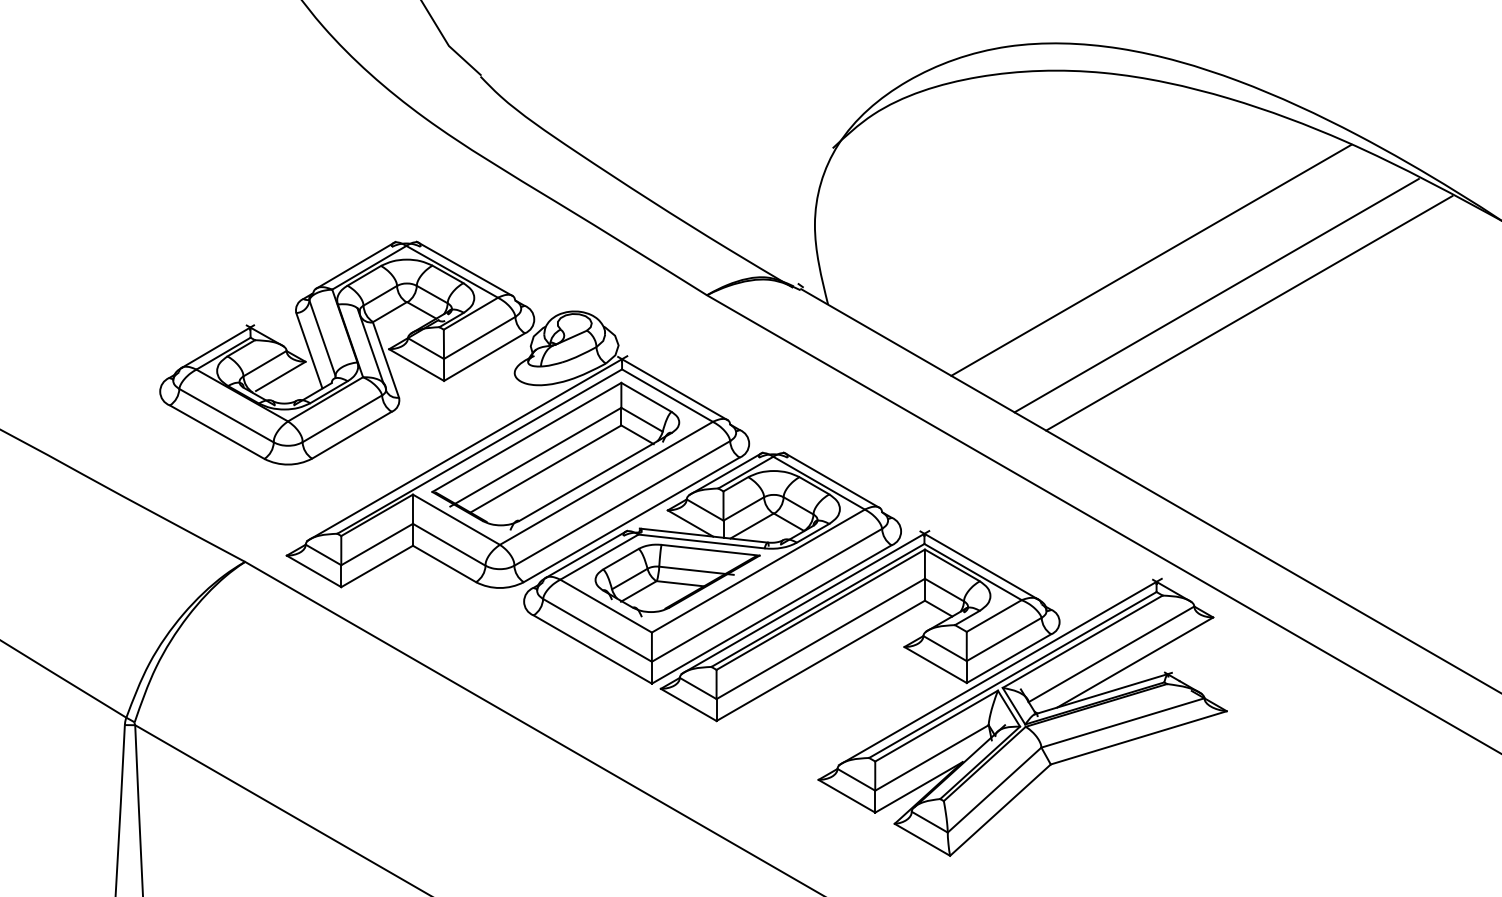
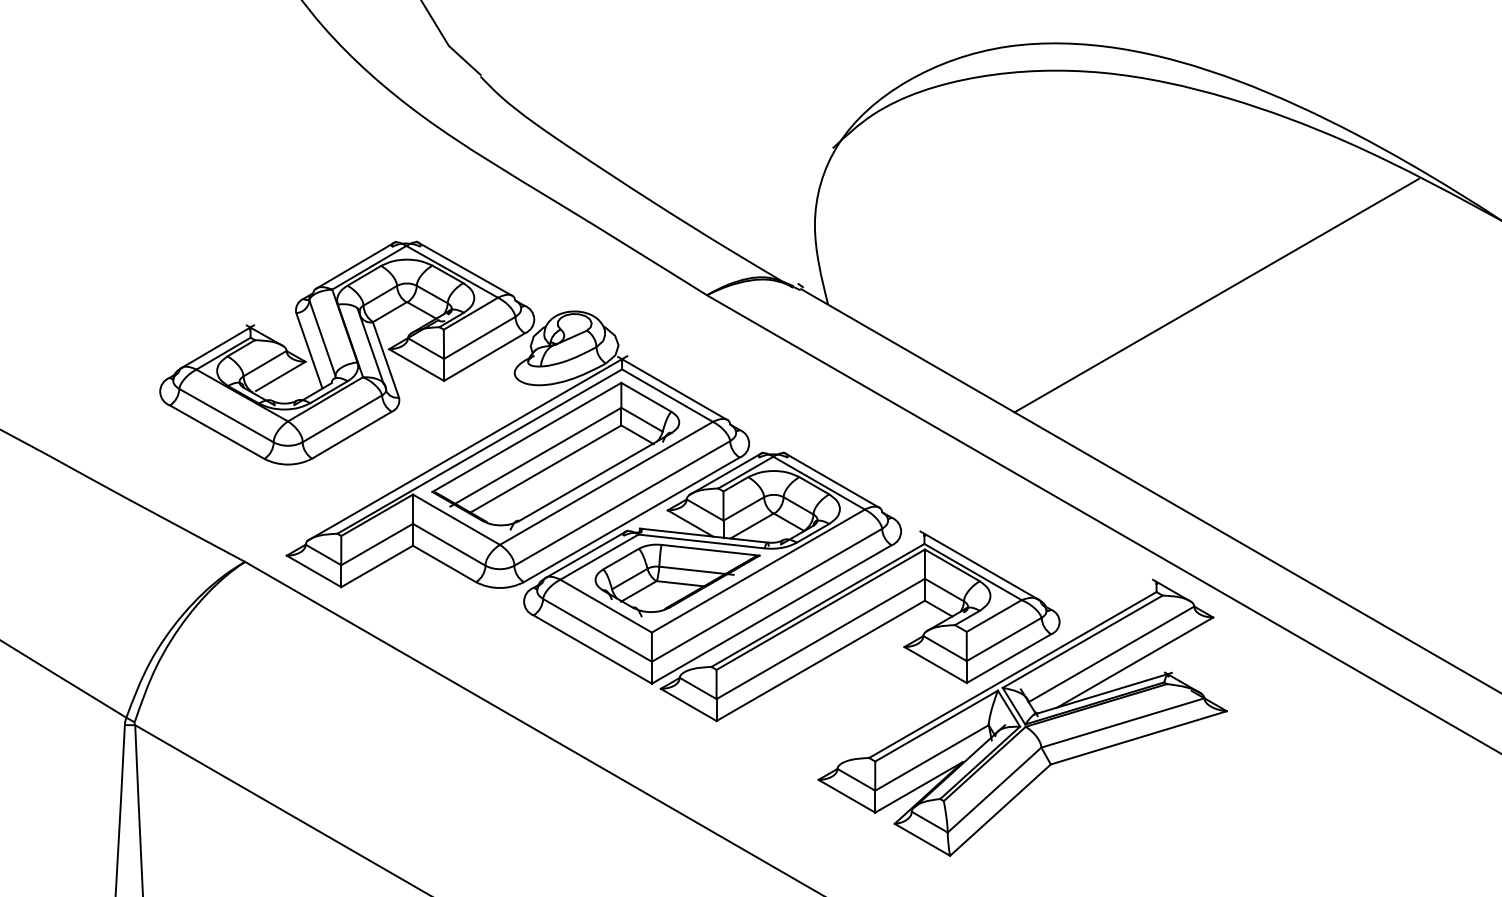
line: present -> none (1151, 259)
line: present -> none (1249, 313)
line: present -> none (805, 602)
line: present -> none (999, 671)
